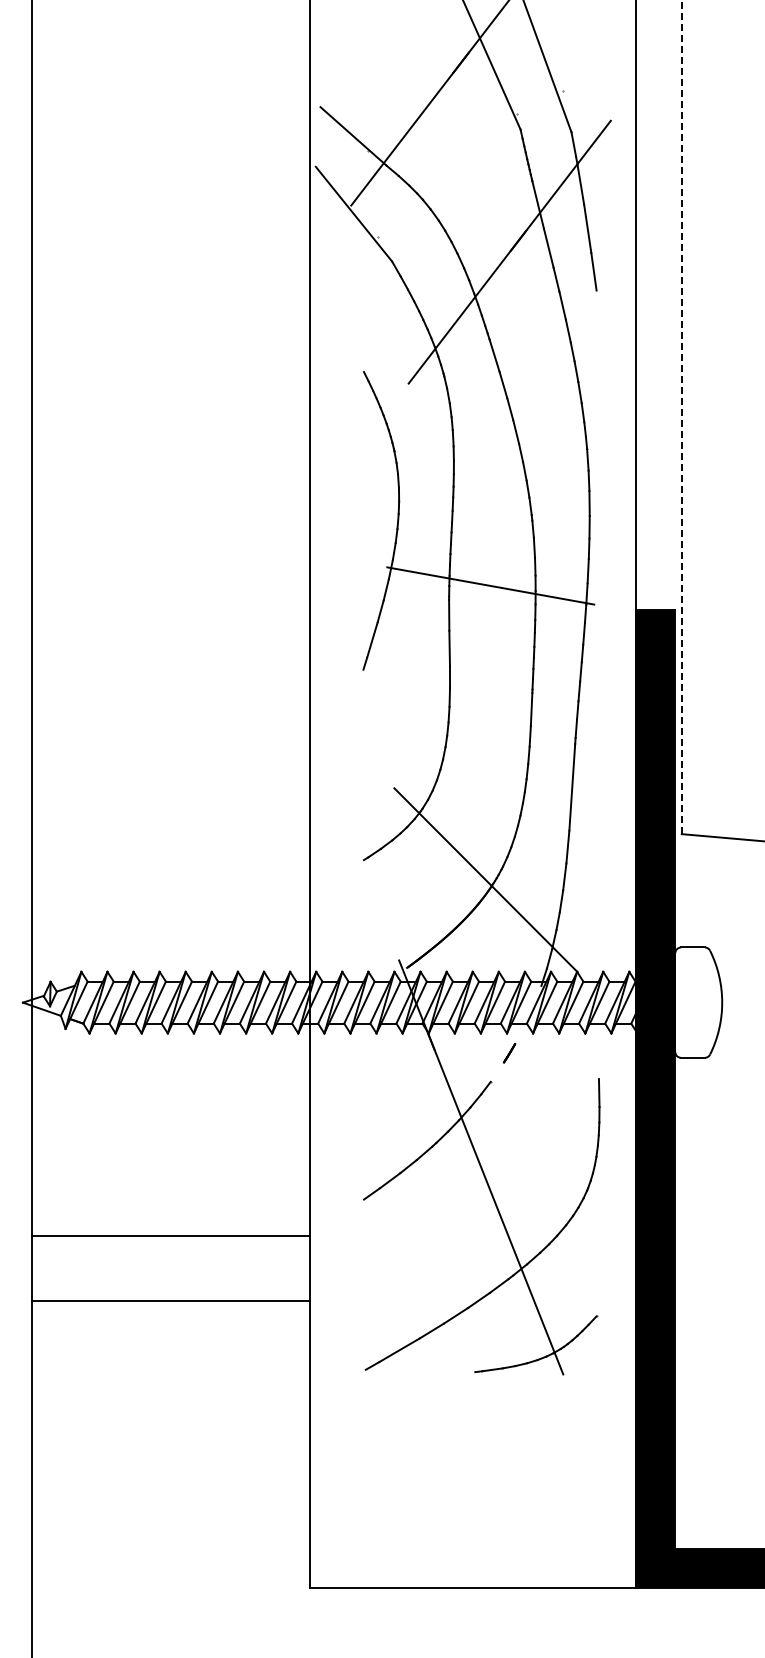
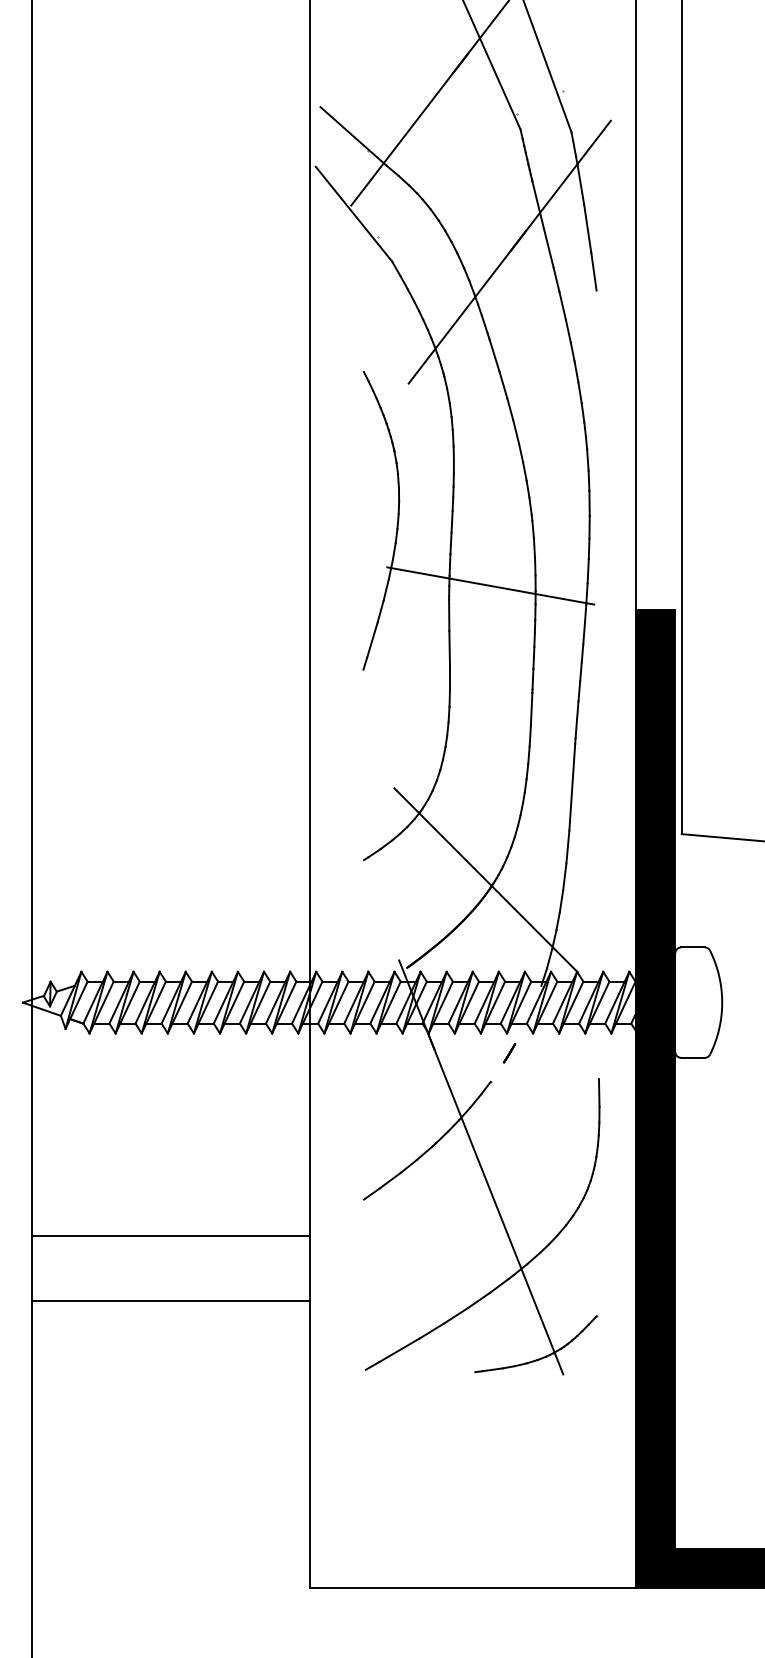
line: dashed -> solid (681, 417)
